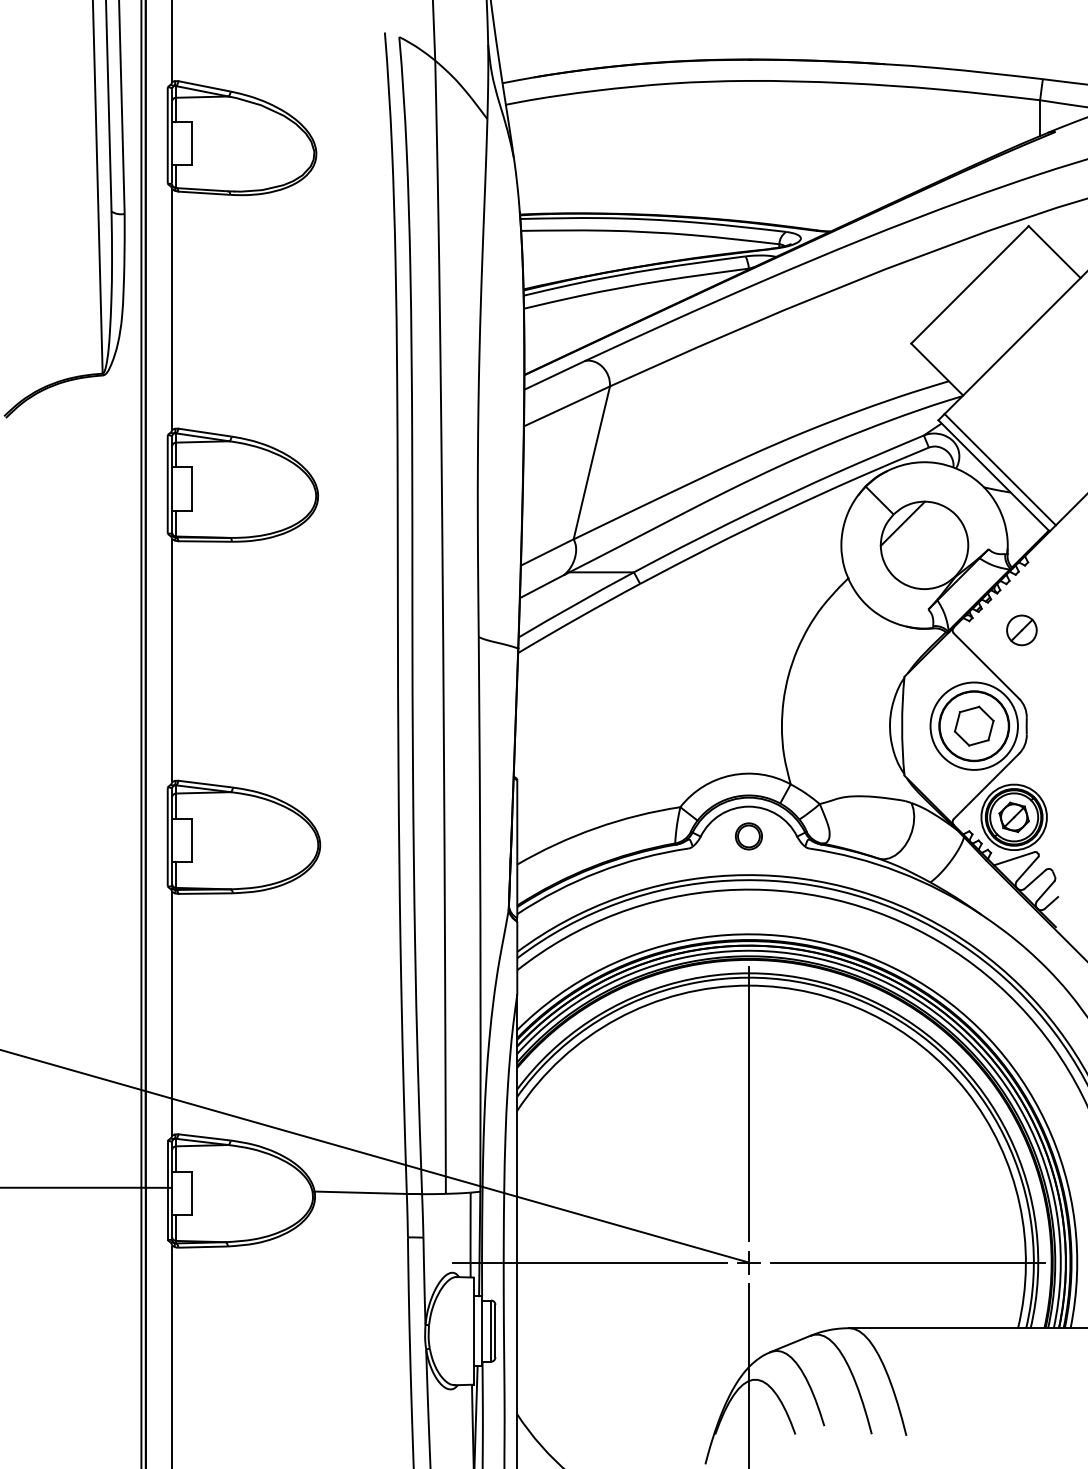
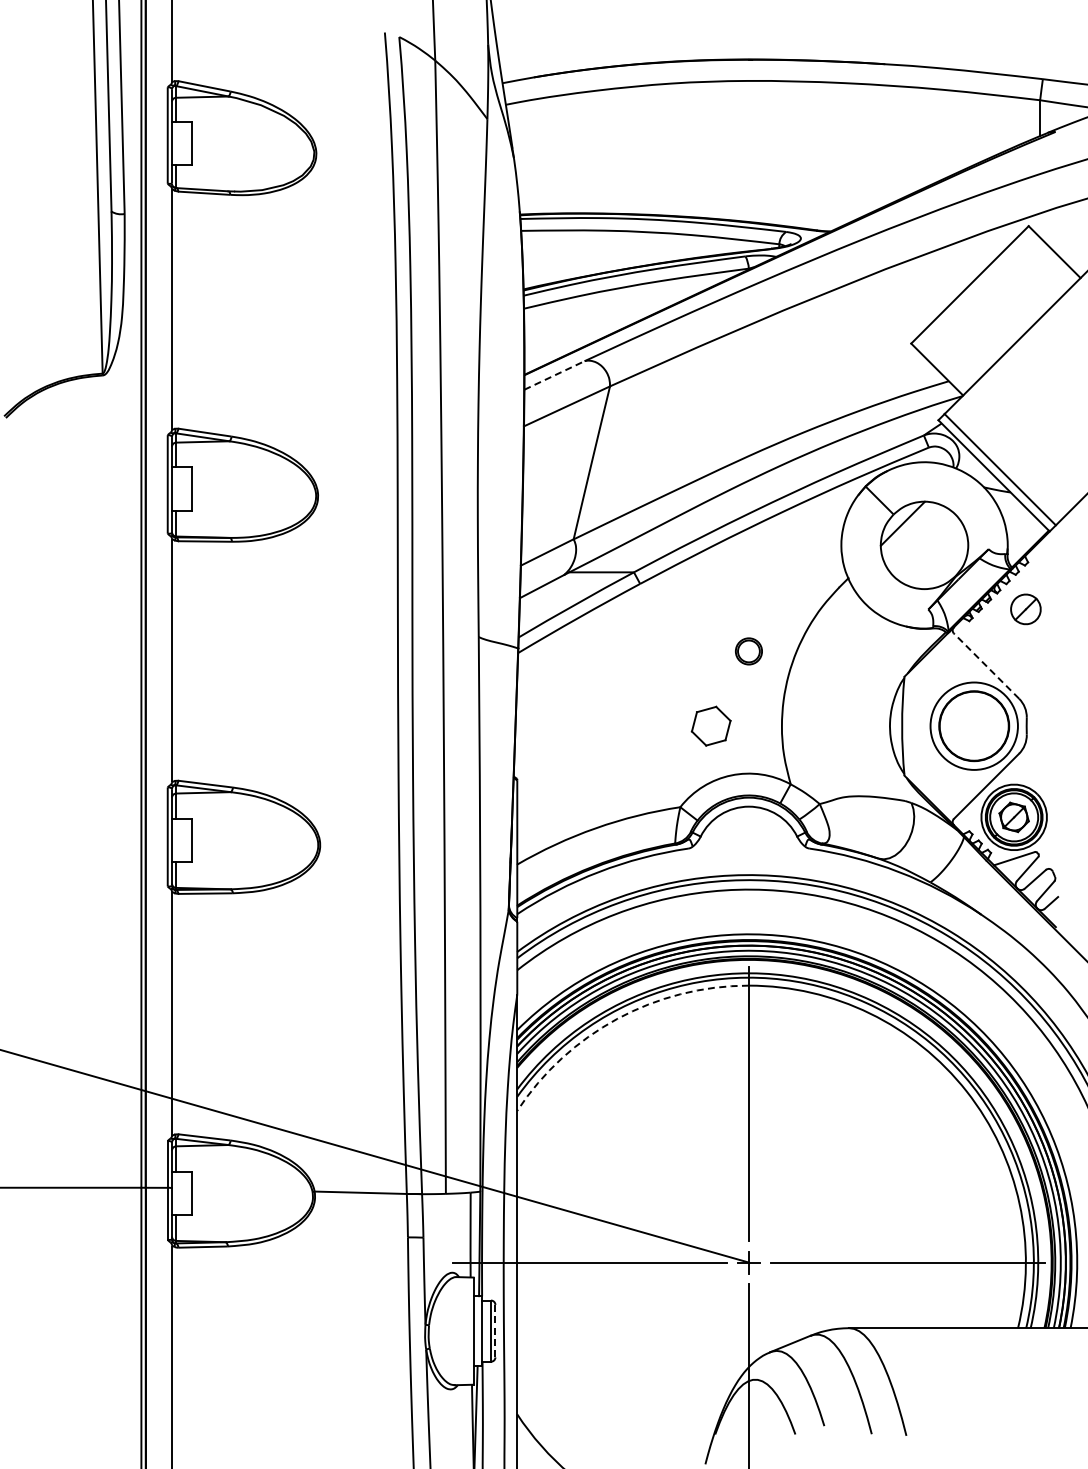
line: solid -> dashed (554, 375)
part position: (1021, 630) -> (1025, 609) (1025, 609)
line: solid -> dashed (986, 665)
part position: (973, 725) -> (710, 725) (710, 725)
part position: (748, 836) -> (748, 651) (748, 651)
arc: solid -> dashed (617, 1018)
line: solid -> dashed (495, 1331)
